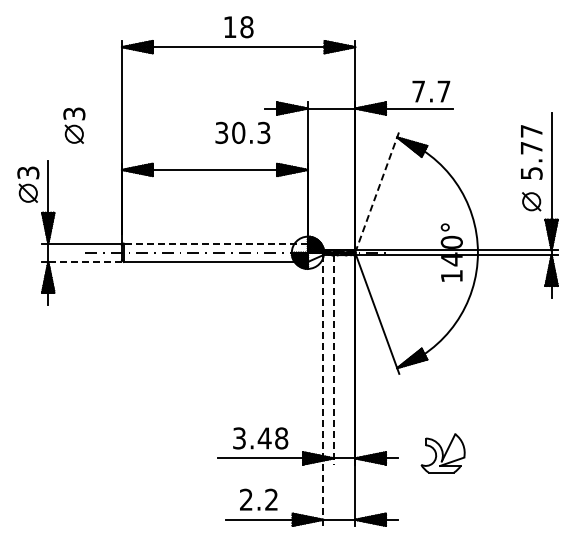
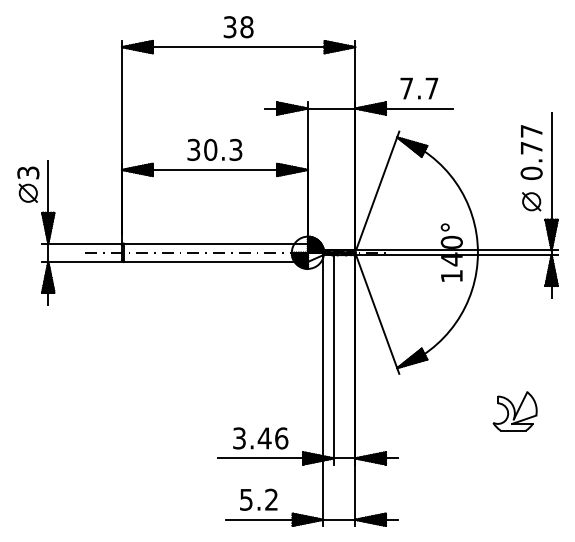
text: 18 -> 38 (229, 27)
text position: (431, 91) -> (419, 88) (419, 88)
part: present -> none (74, 125)
text position: (242, 132) -> (214, 149) (214, 149)
text: 5.77 -> 0.77 (531, 172)
line: dashed -> solid (377, 191)
line: dashed -> solid (215, 243)
line: dashed -> solid (85, 261)
line: dashed -> solid (333, 359)
line: dashed -> solid (323, 391)
text: 3.48 -> 3.46 (281, 438)
part position: (442, 453) -> (514, 411) (514, 411)
text: 2.2 -> 5.2 (246, 499)
